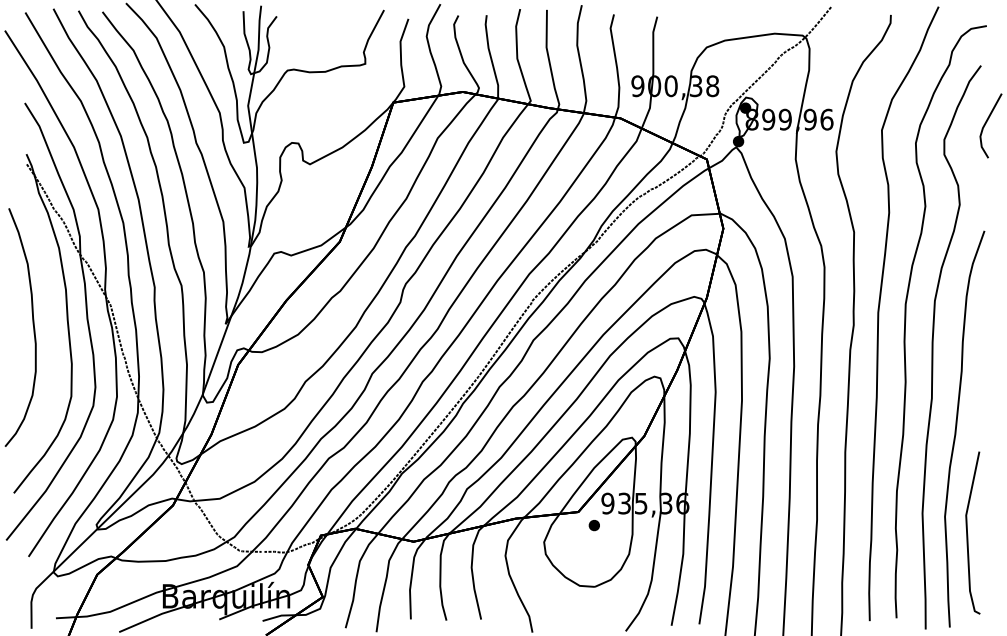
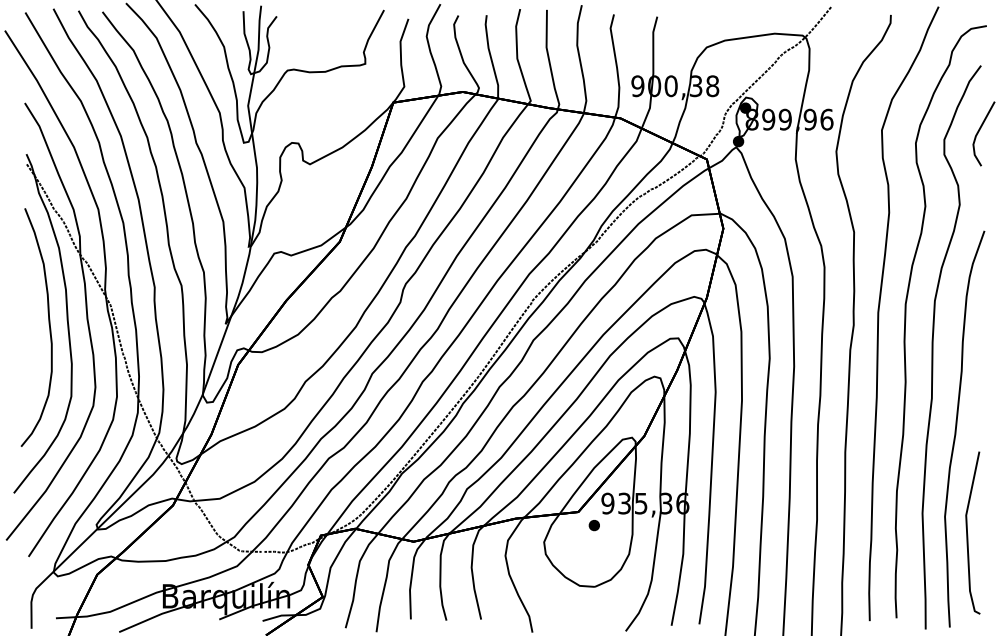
line position: (987, 122) -> (980, 130) (980, 130)
curve position: (32, 324) -> (48, 324) (48, 324)
